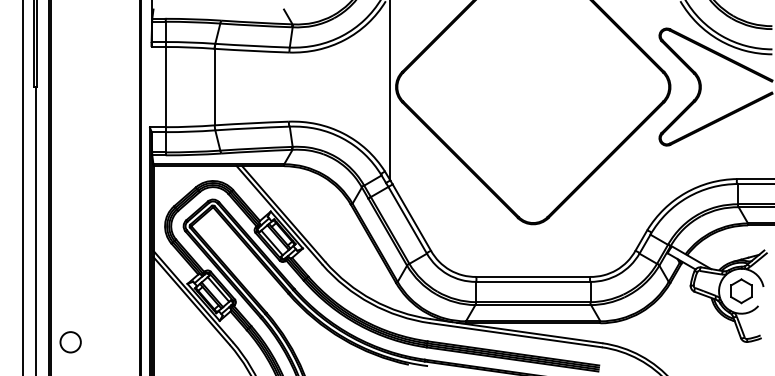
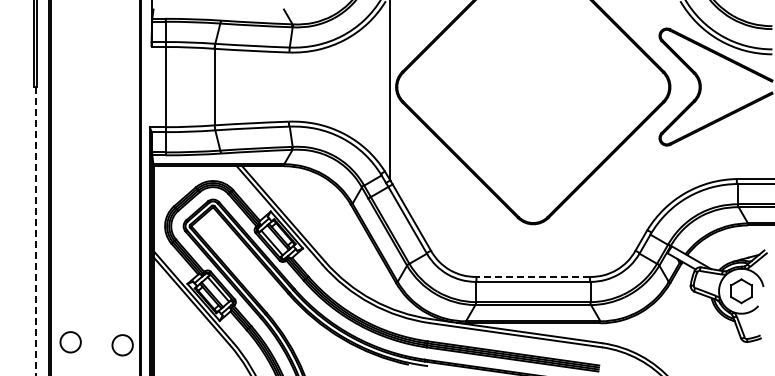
line: present -> none (23, 187)
line: solid -> dashed (35, 231)
line: solid -> dashed (533, 276)
circle: none -> present (122, 345)
